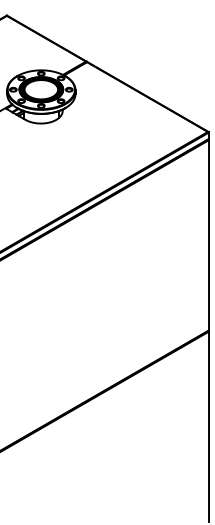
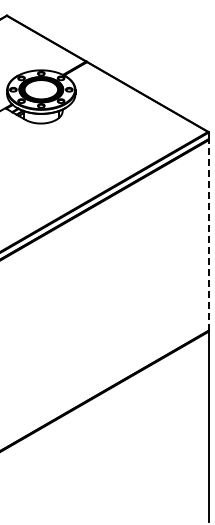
line: solid -> dashed (208, 235)
